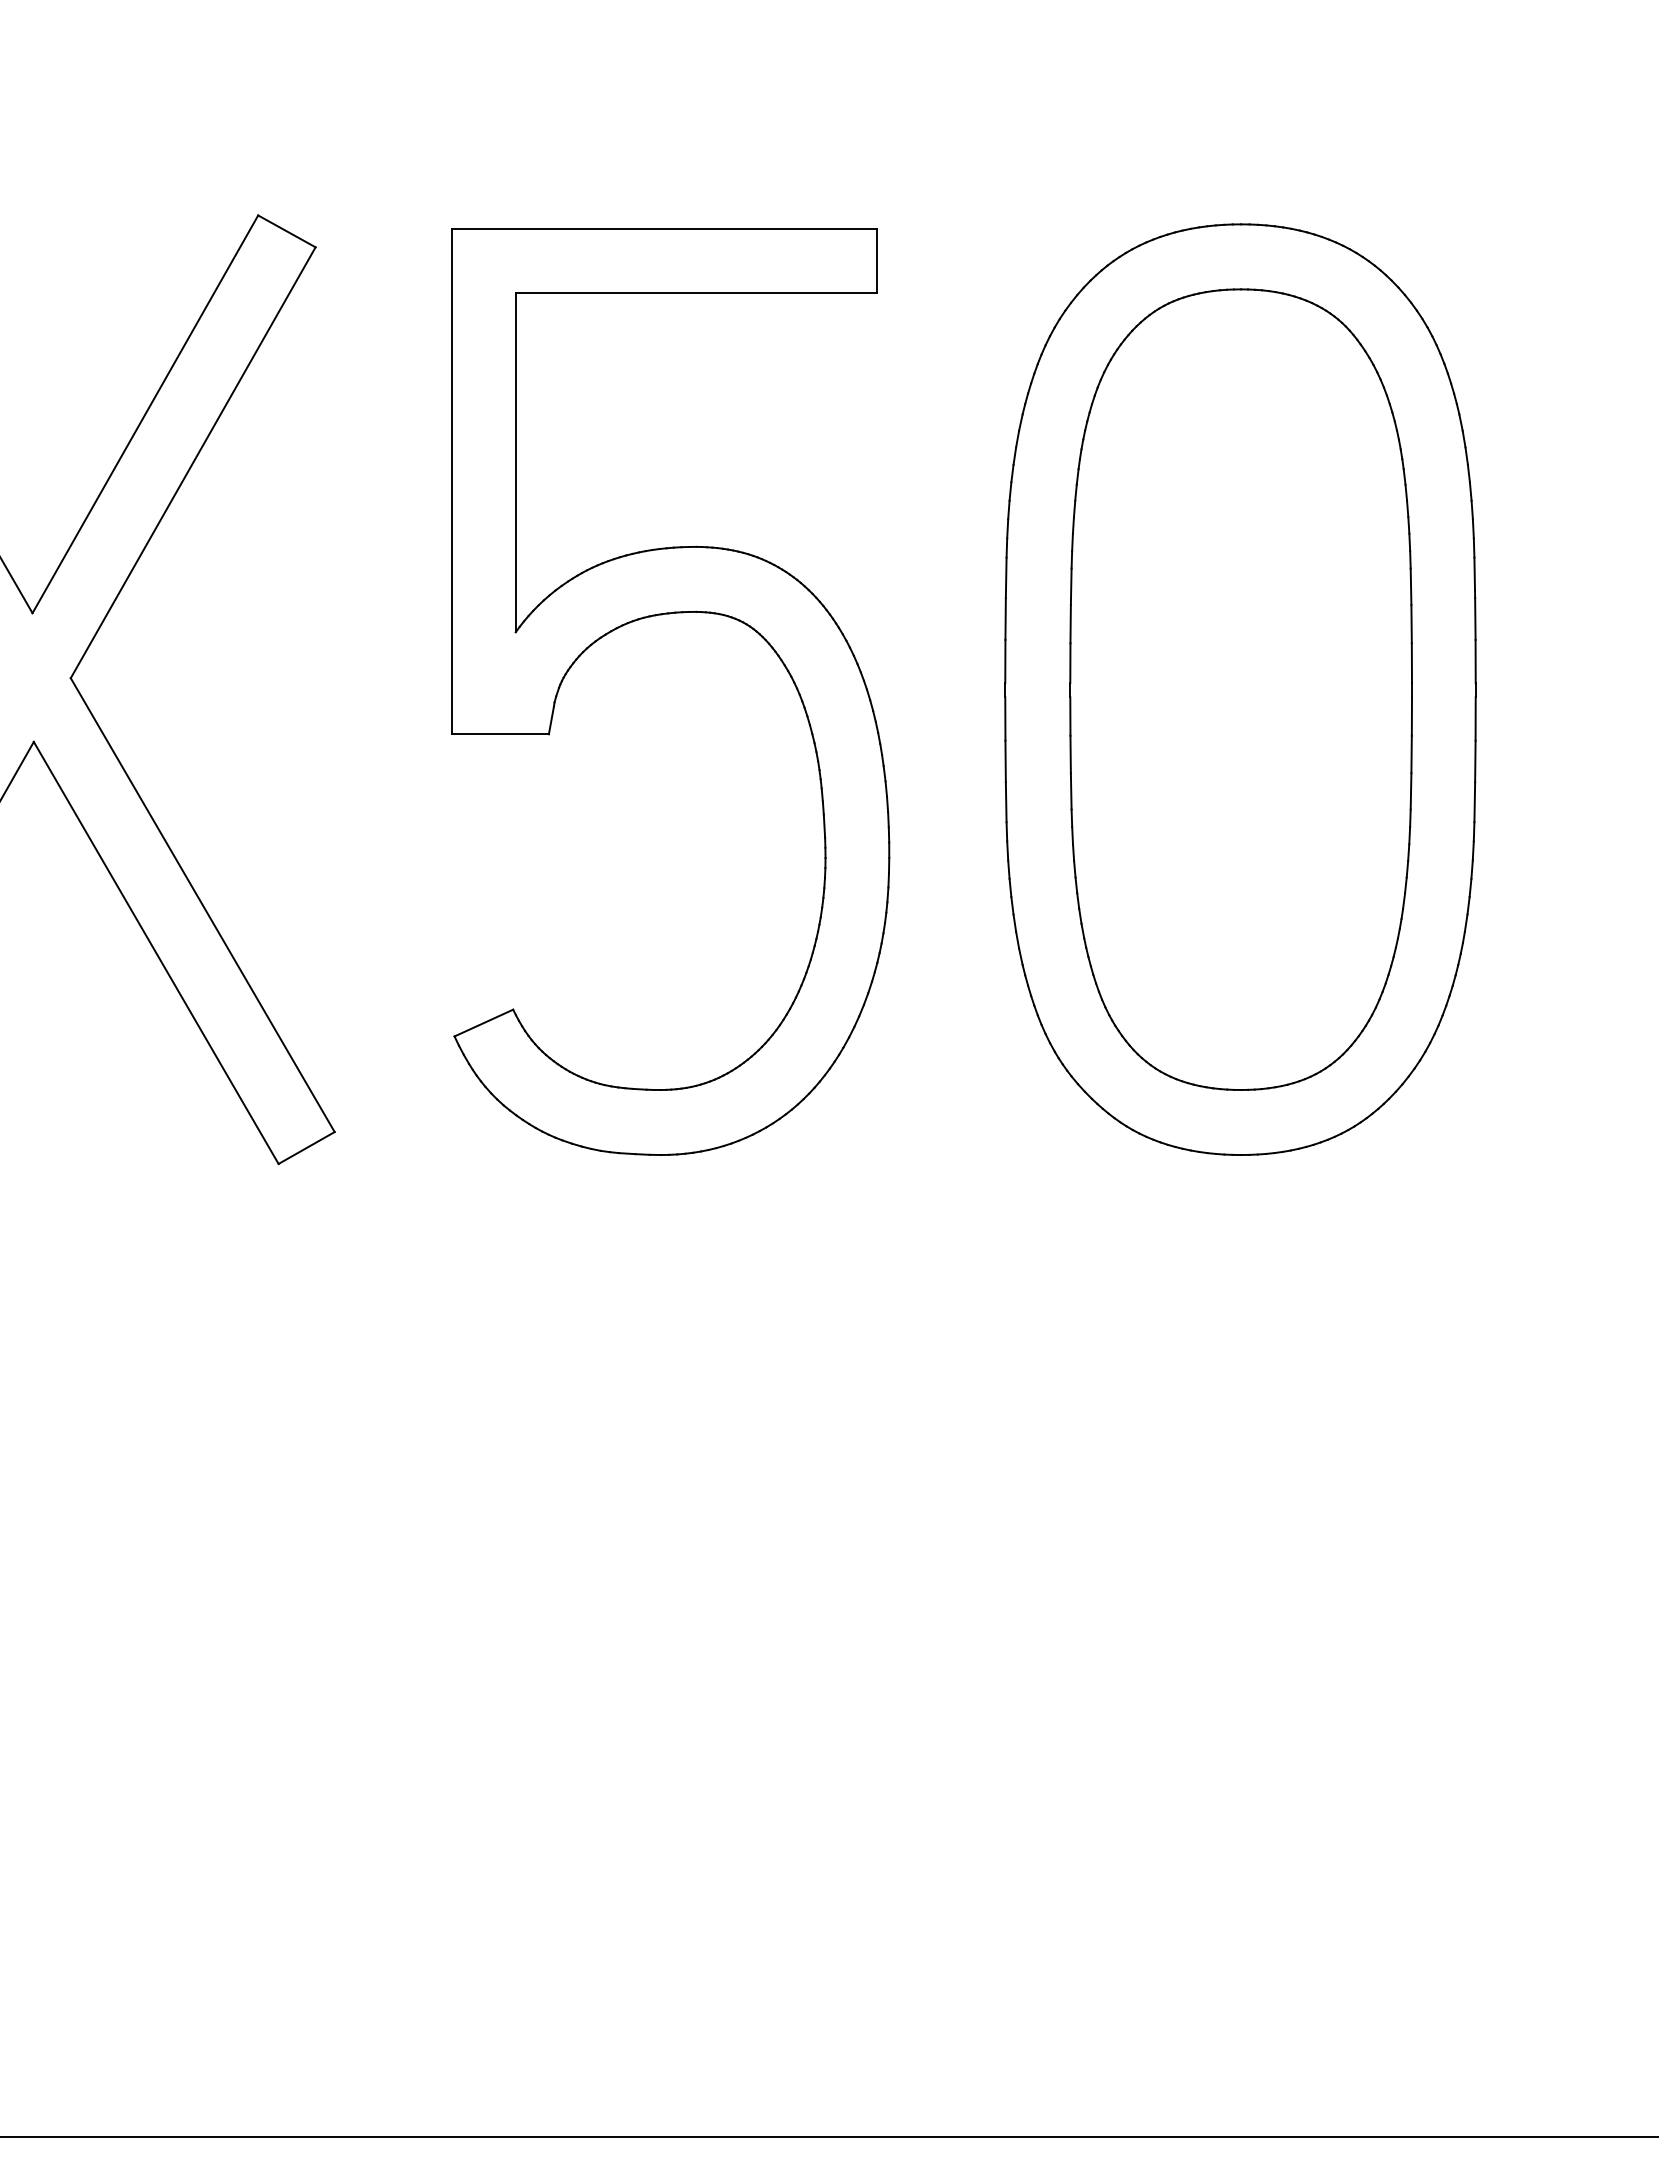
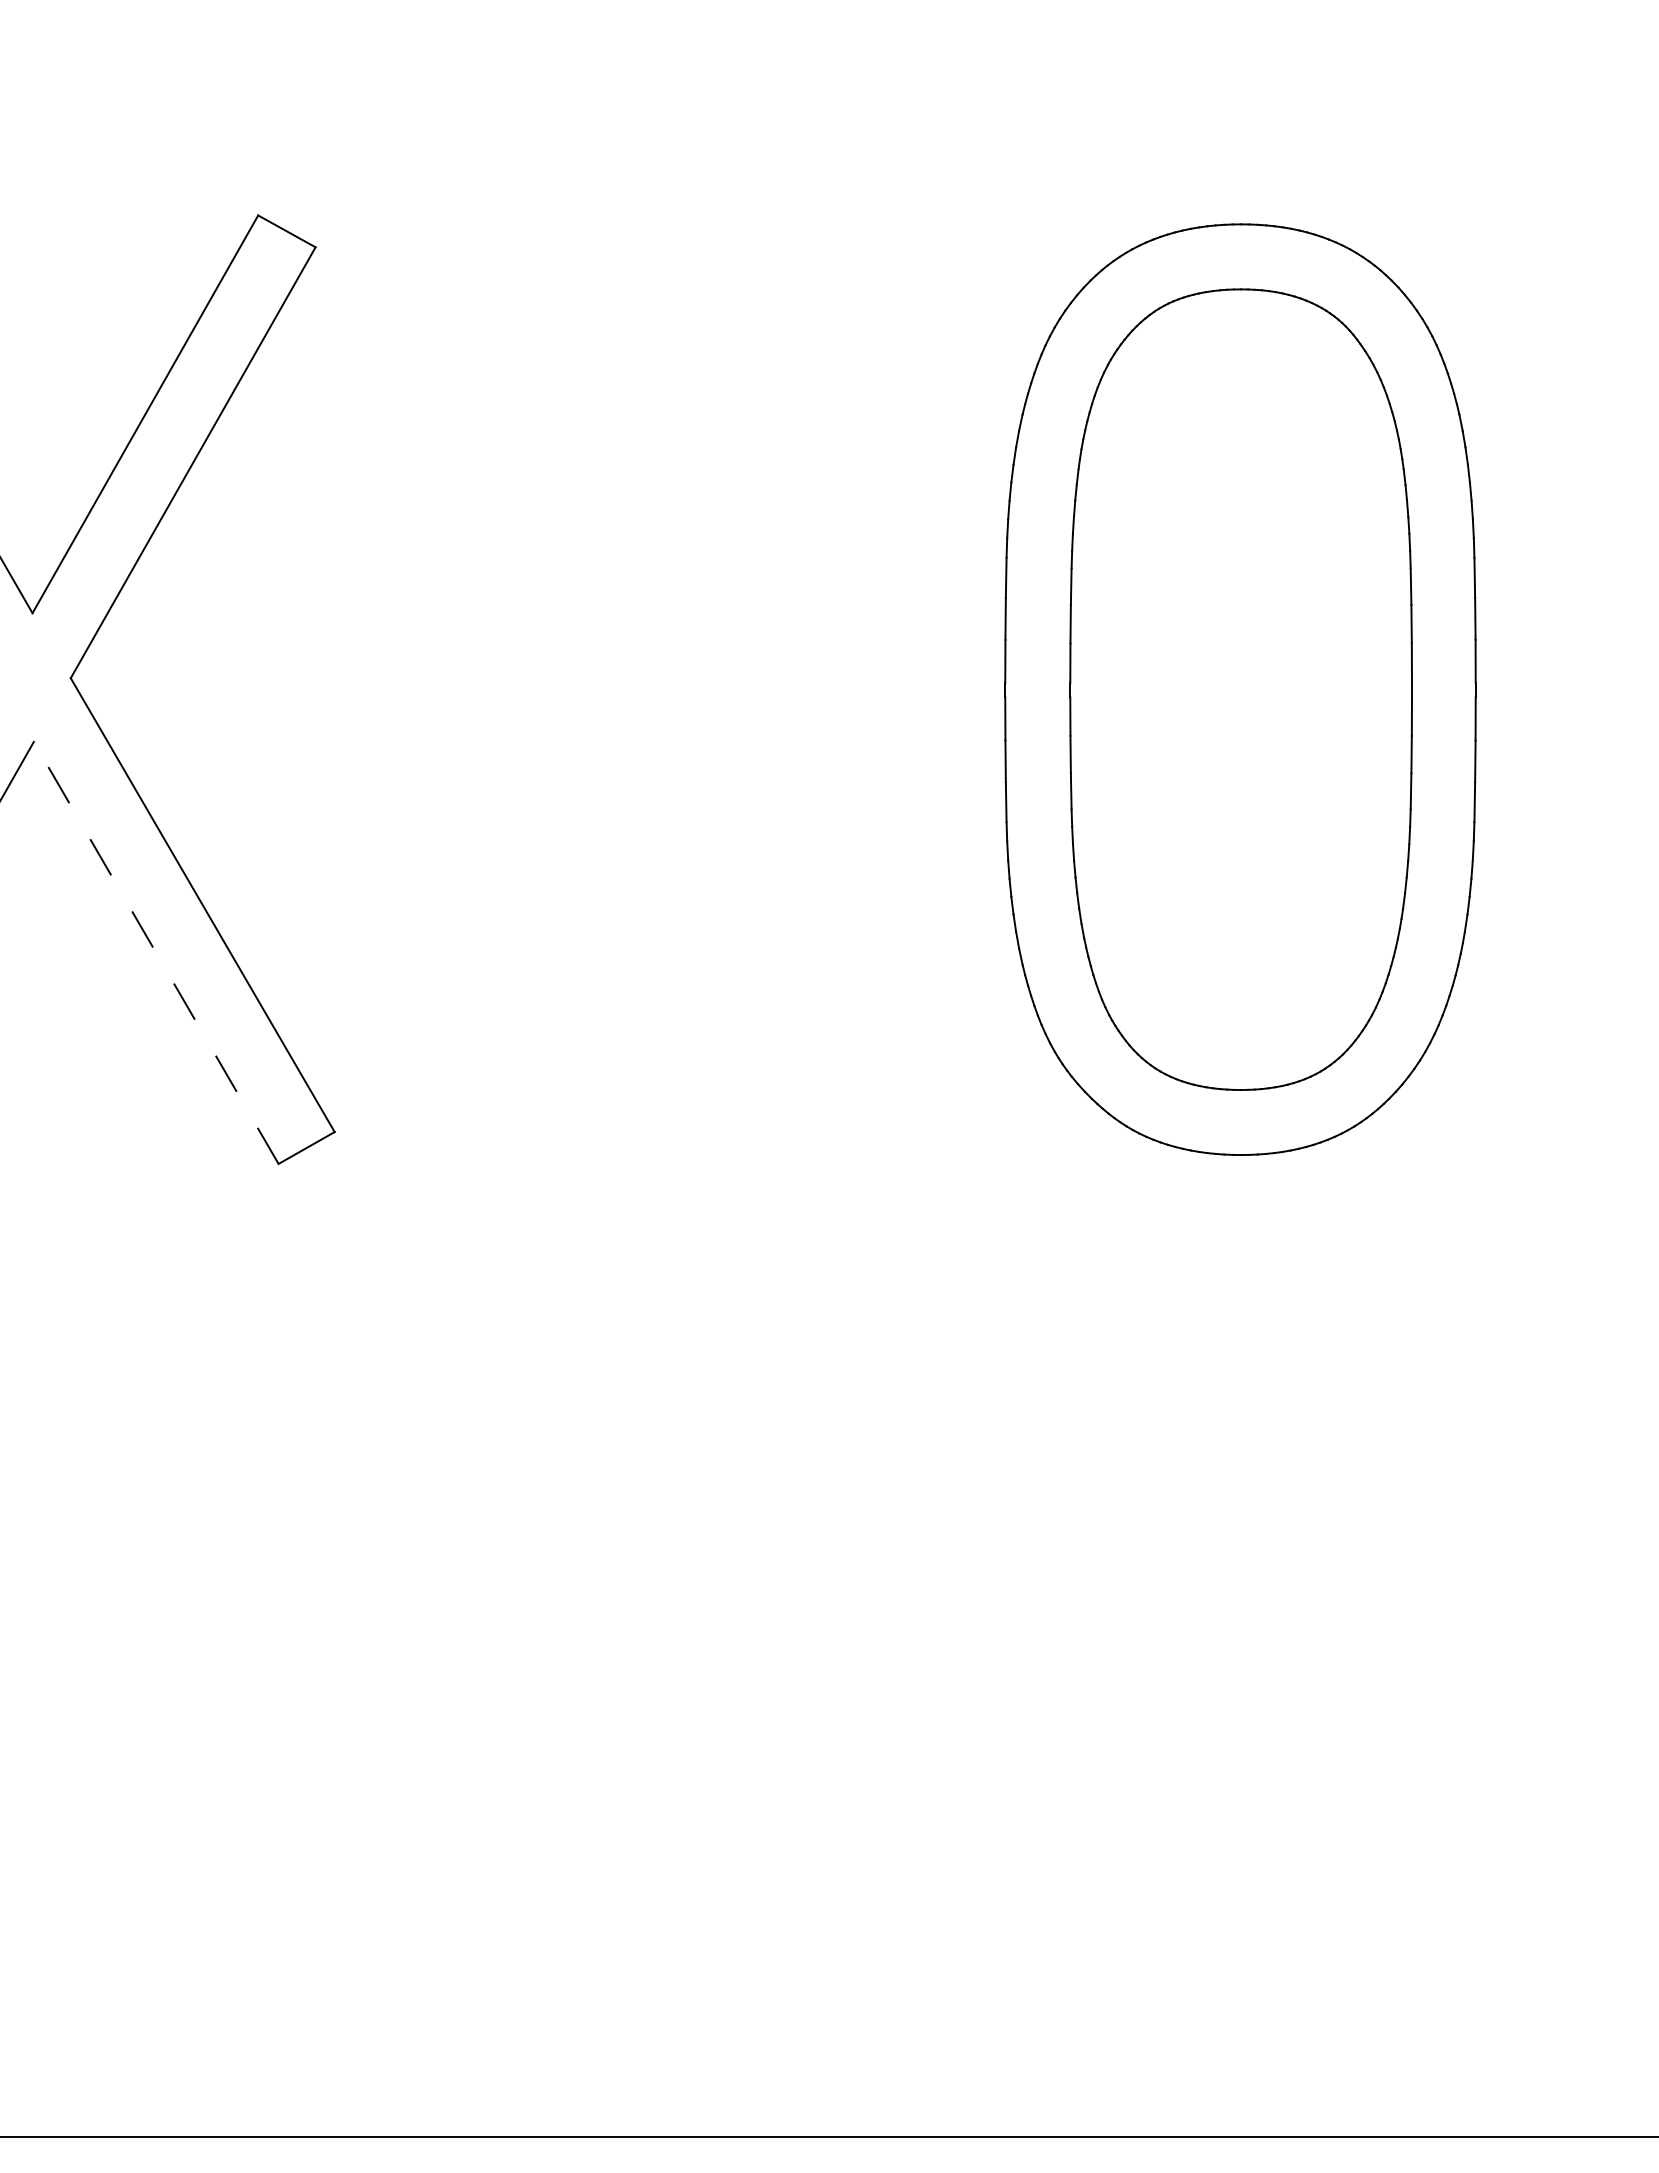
part: present -> none (662, 615)
line: solid -> dashed (156, 952)
